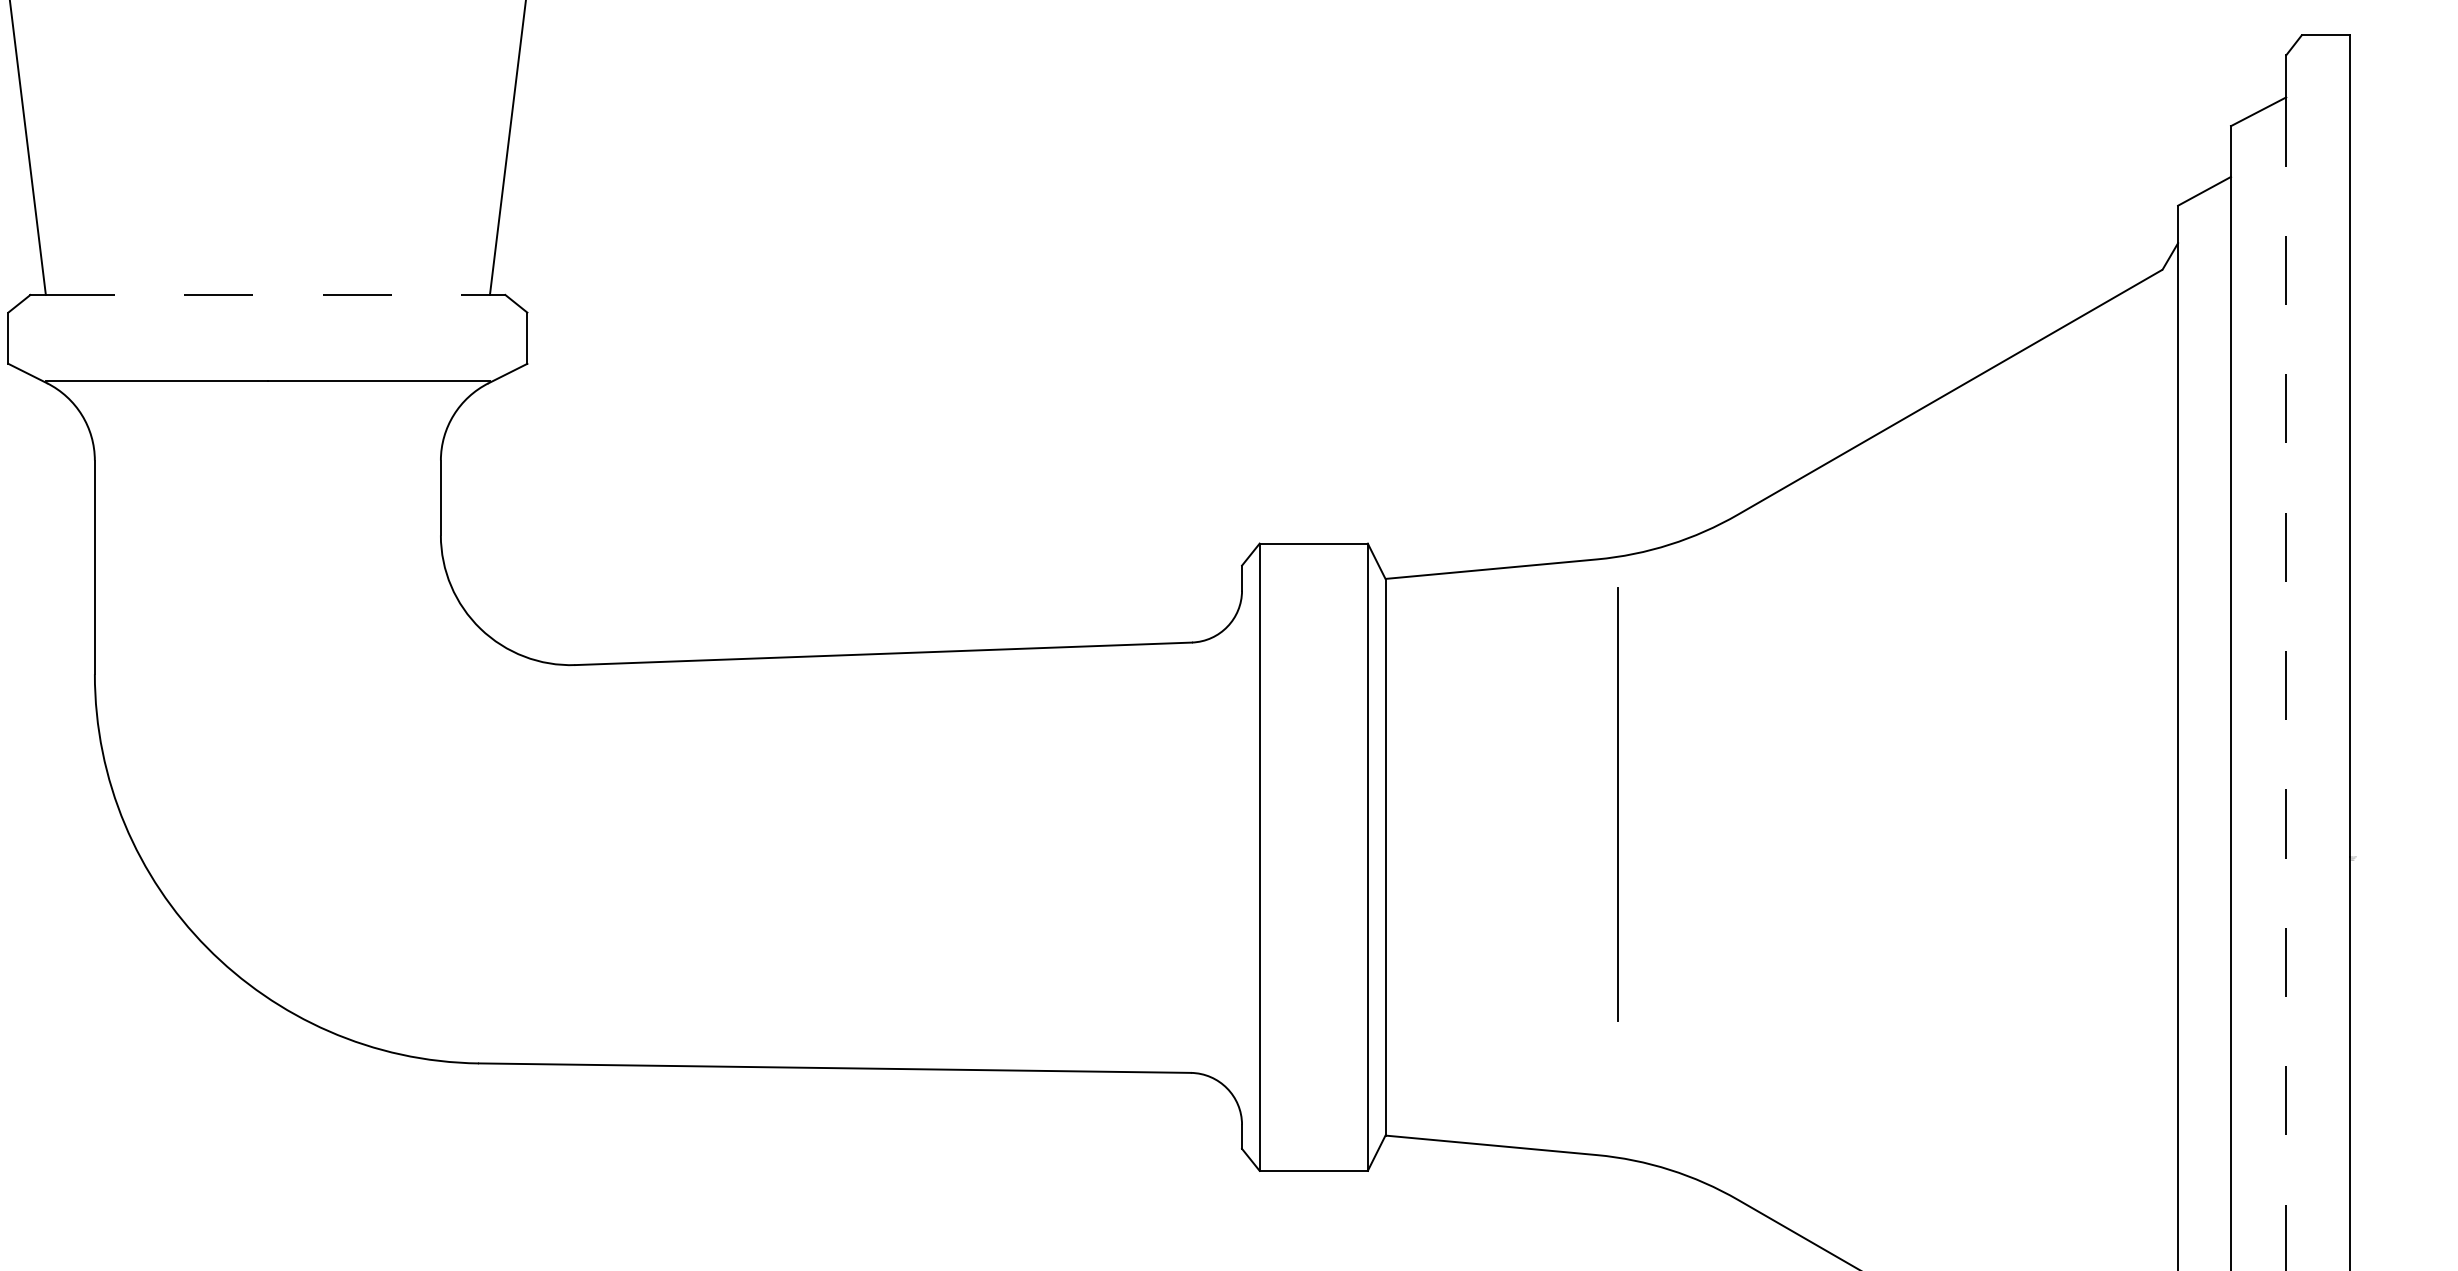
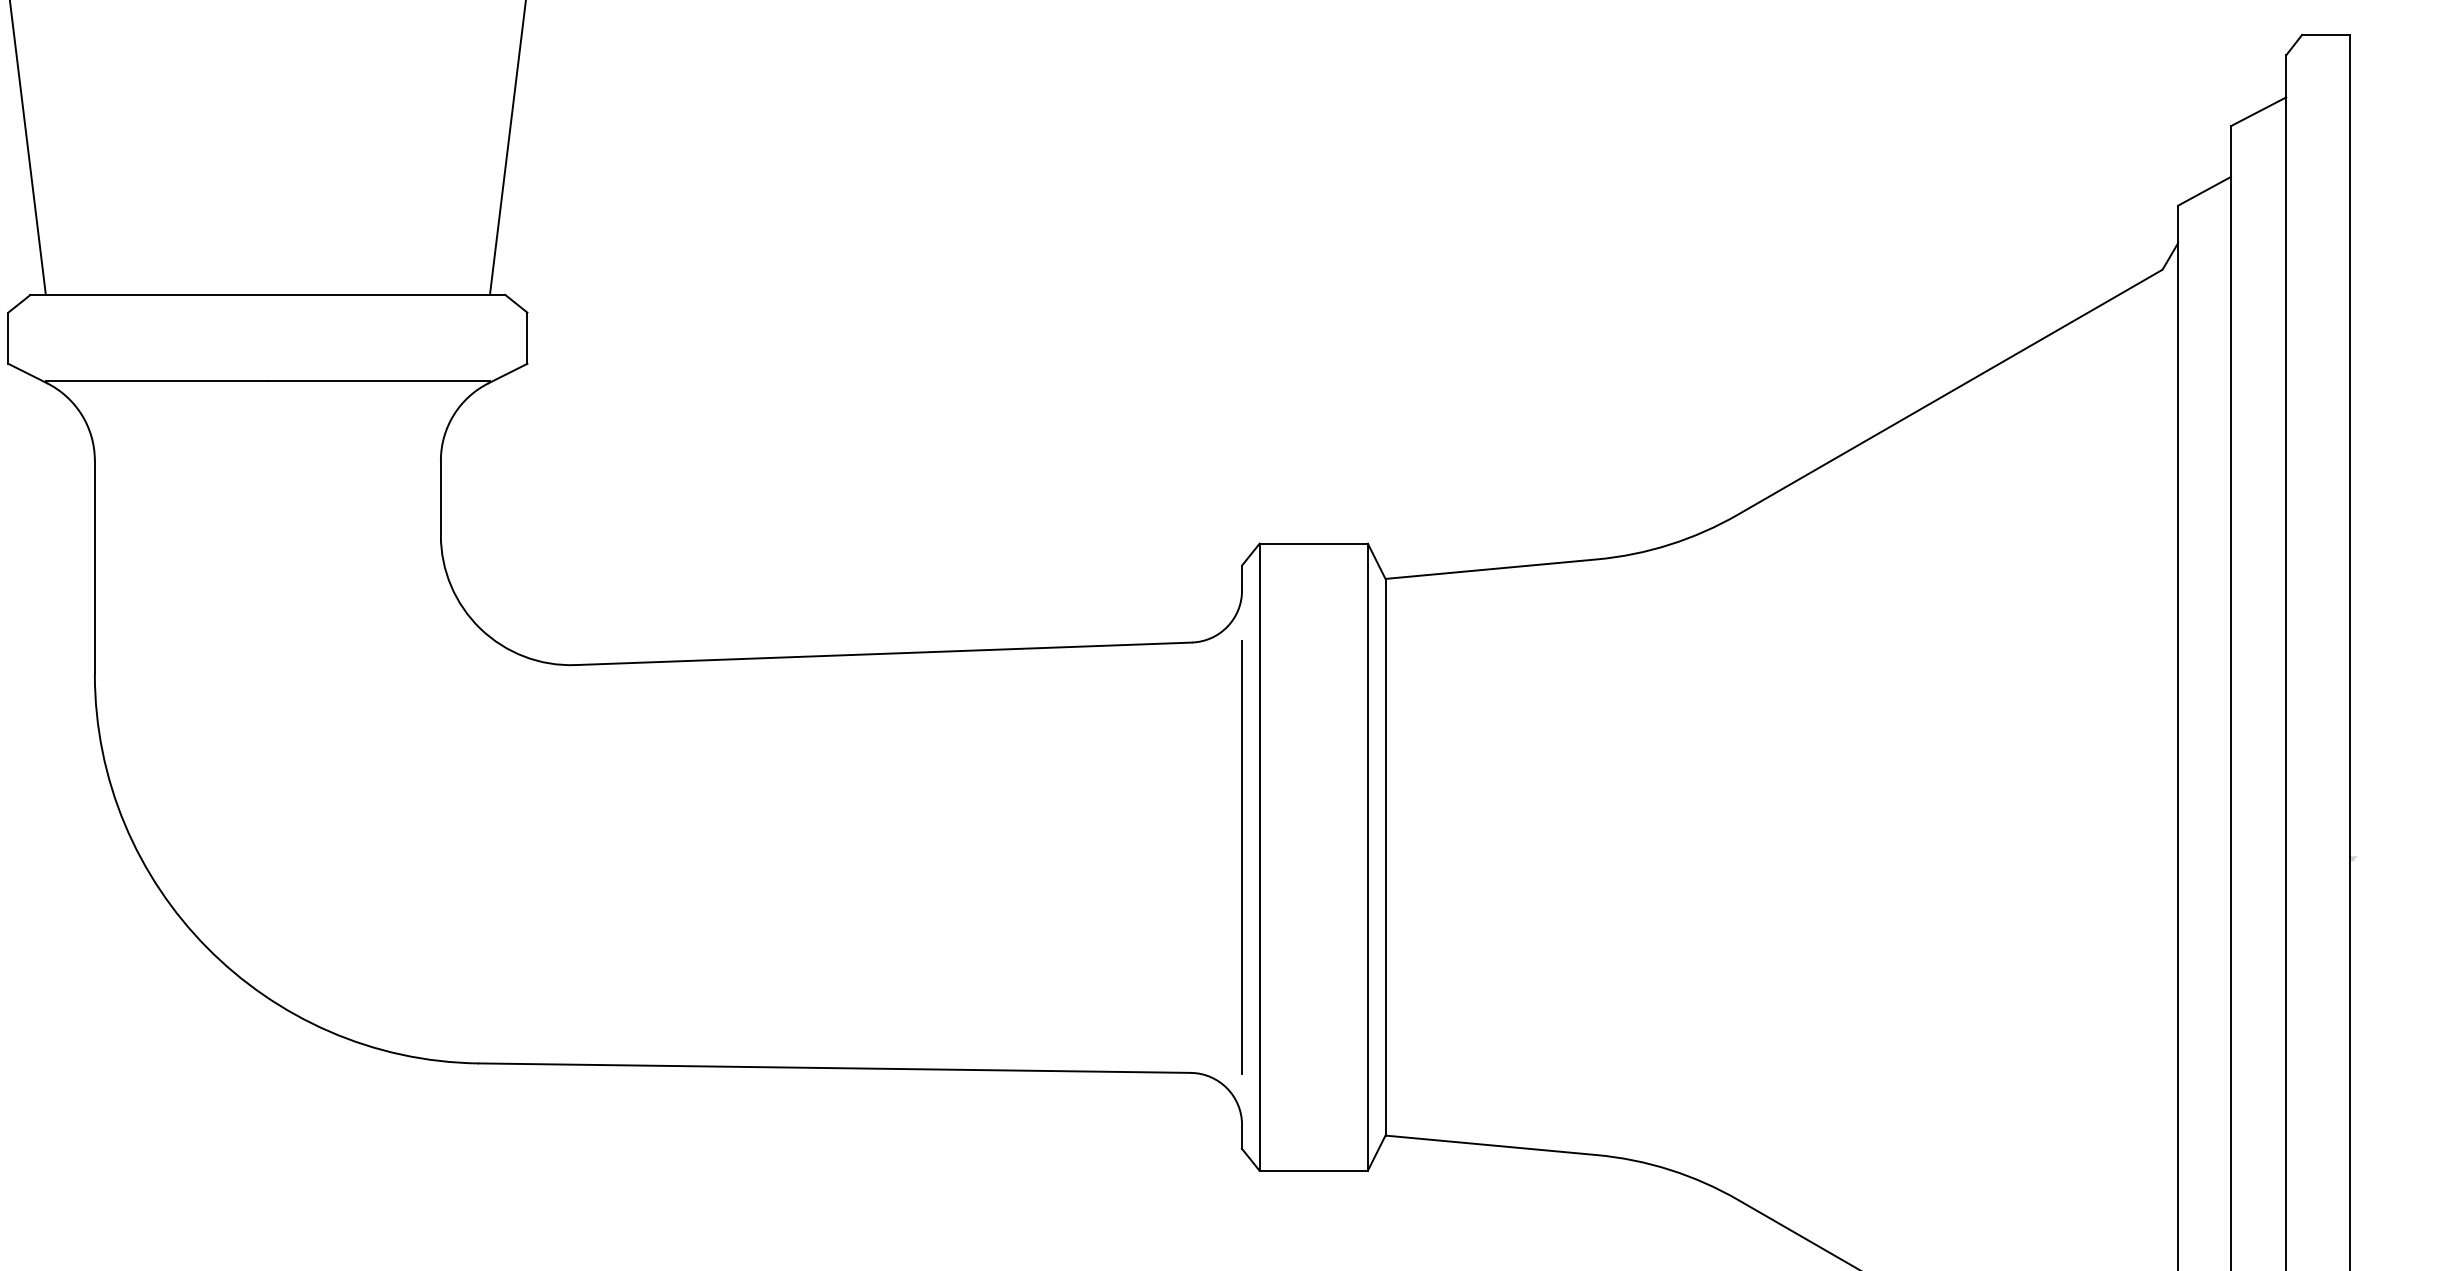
line: dashed -> solid (268, 294)
line: dashed -> solid (2286, 684)
line position: (1617, 804) -> (1241, 857) (1241, 857)
